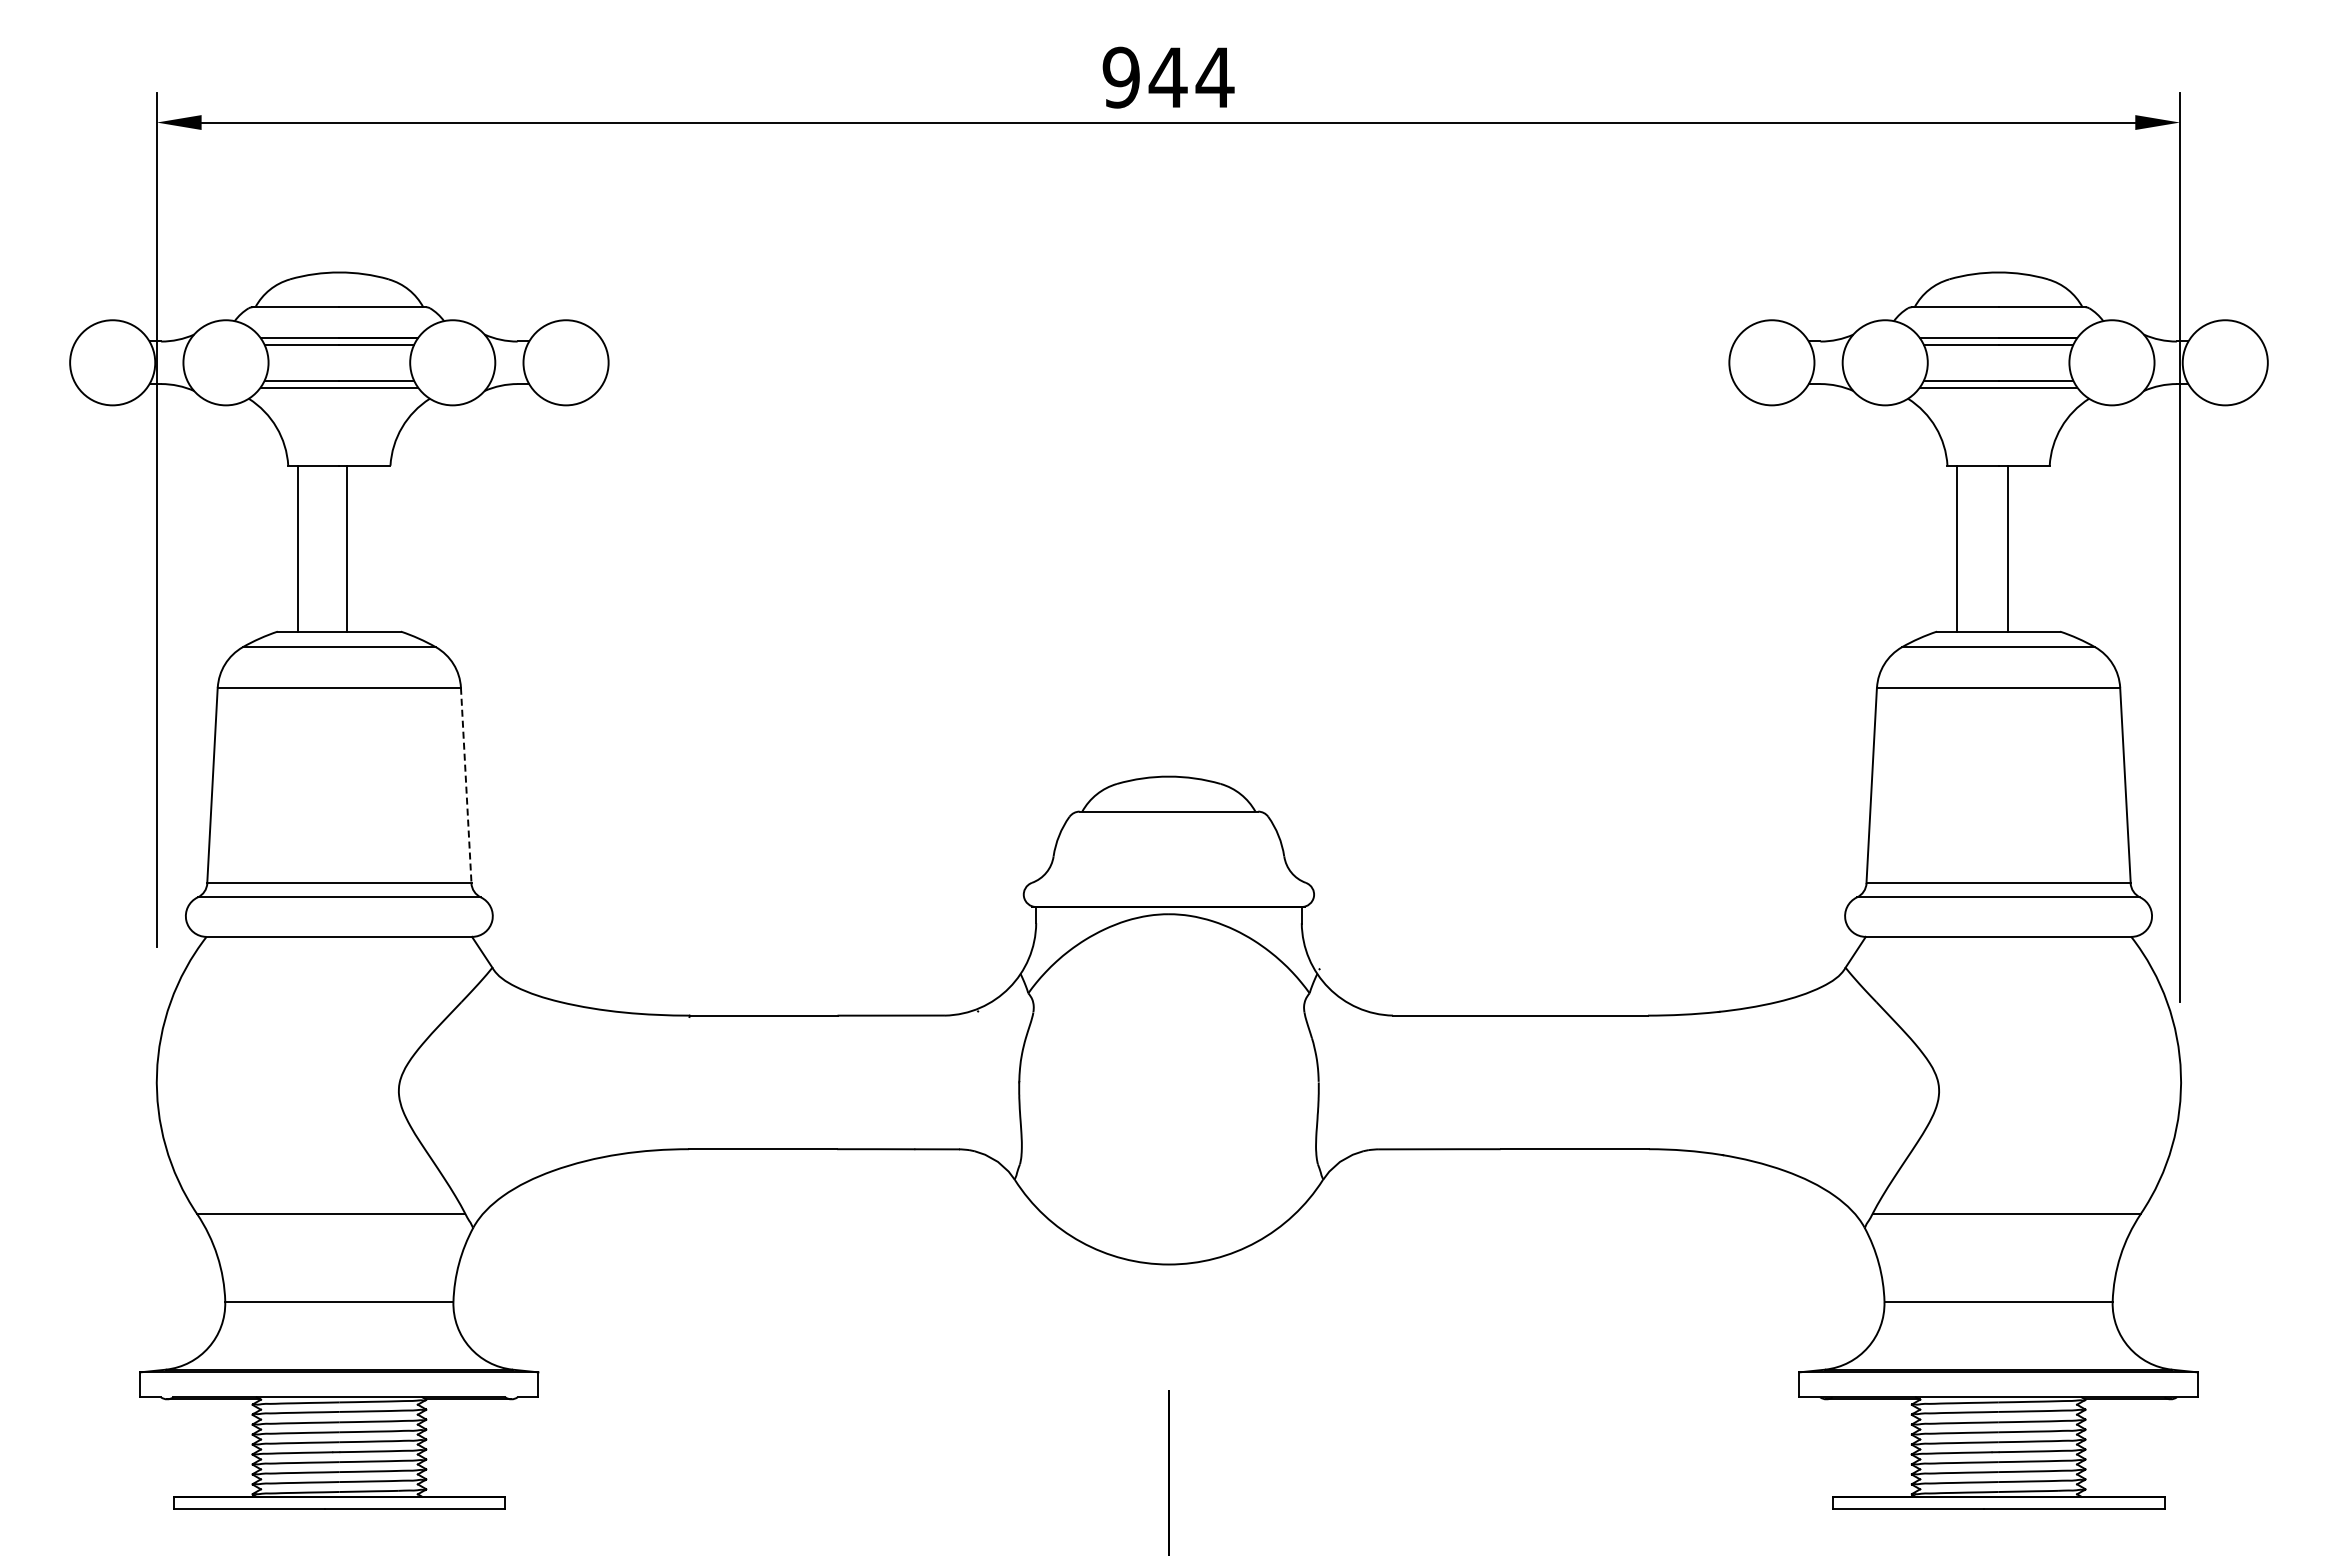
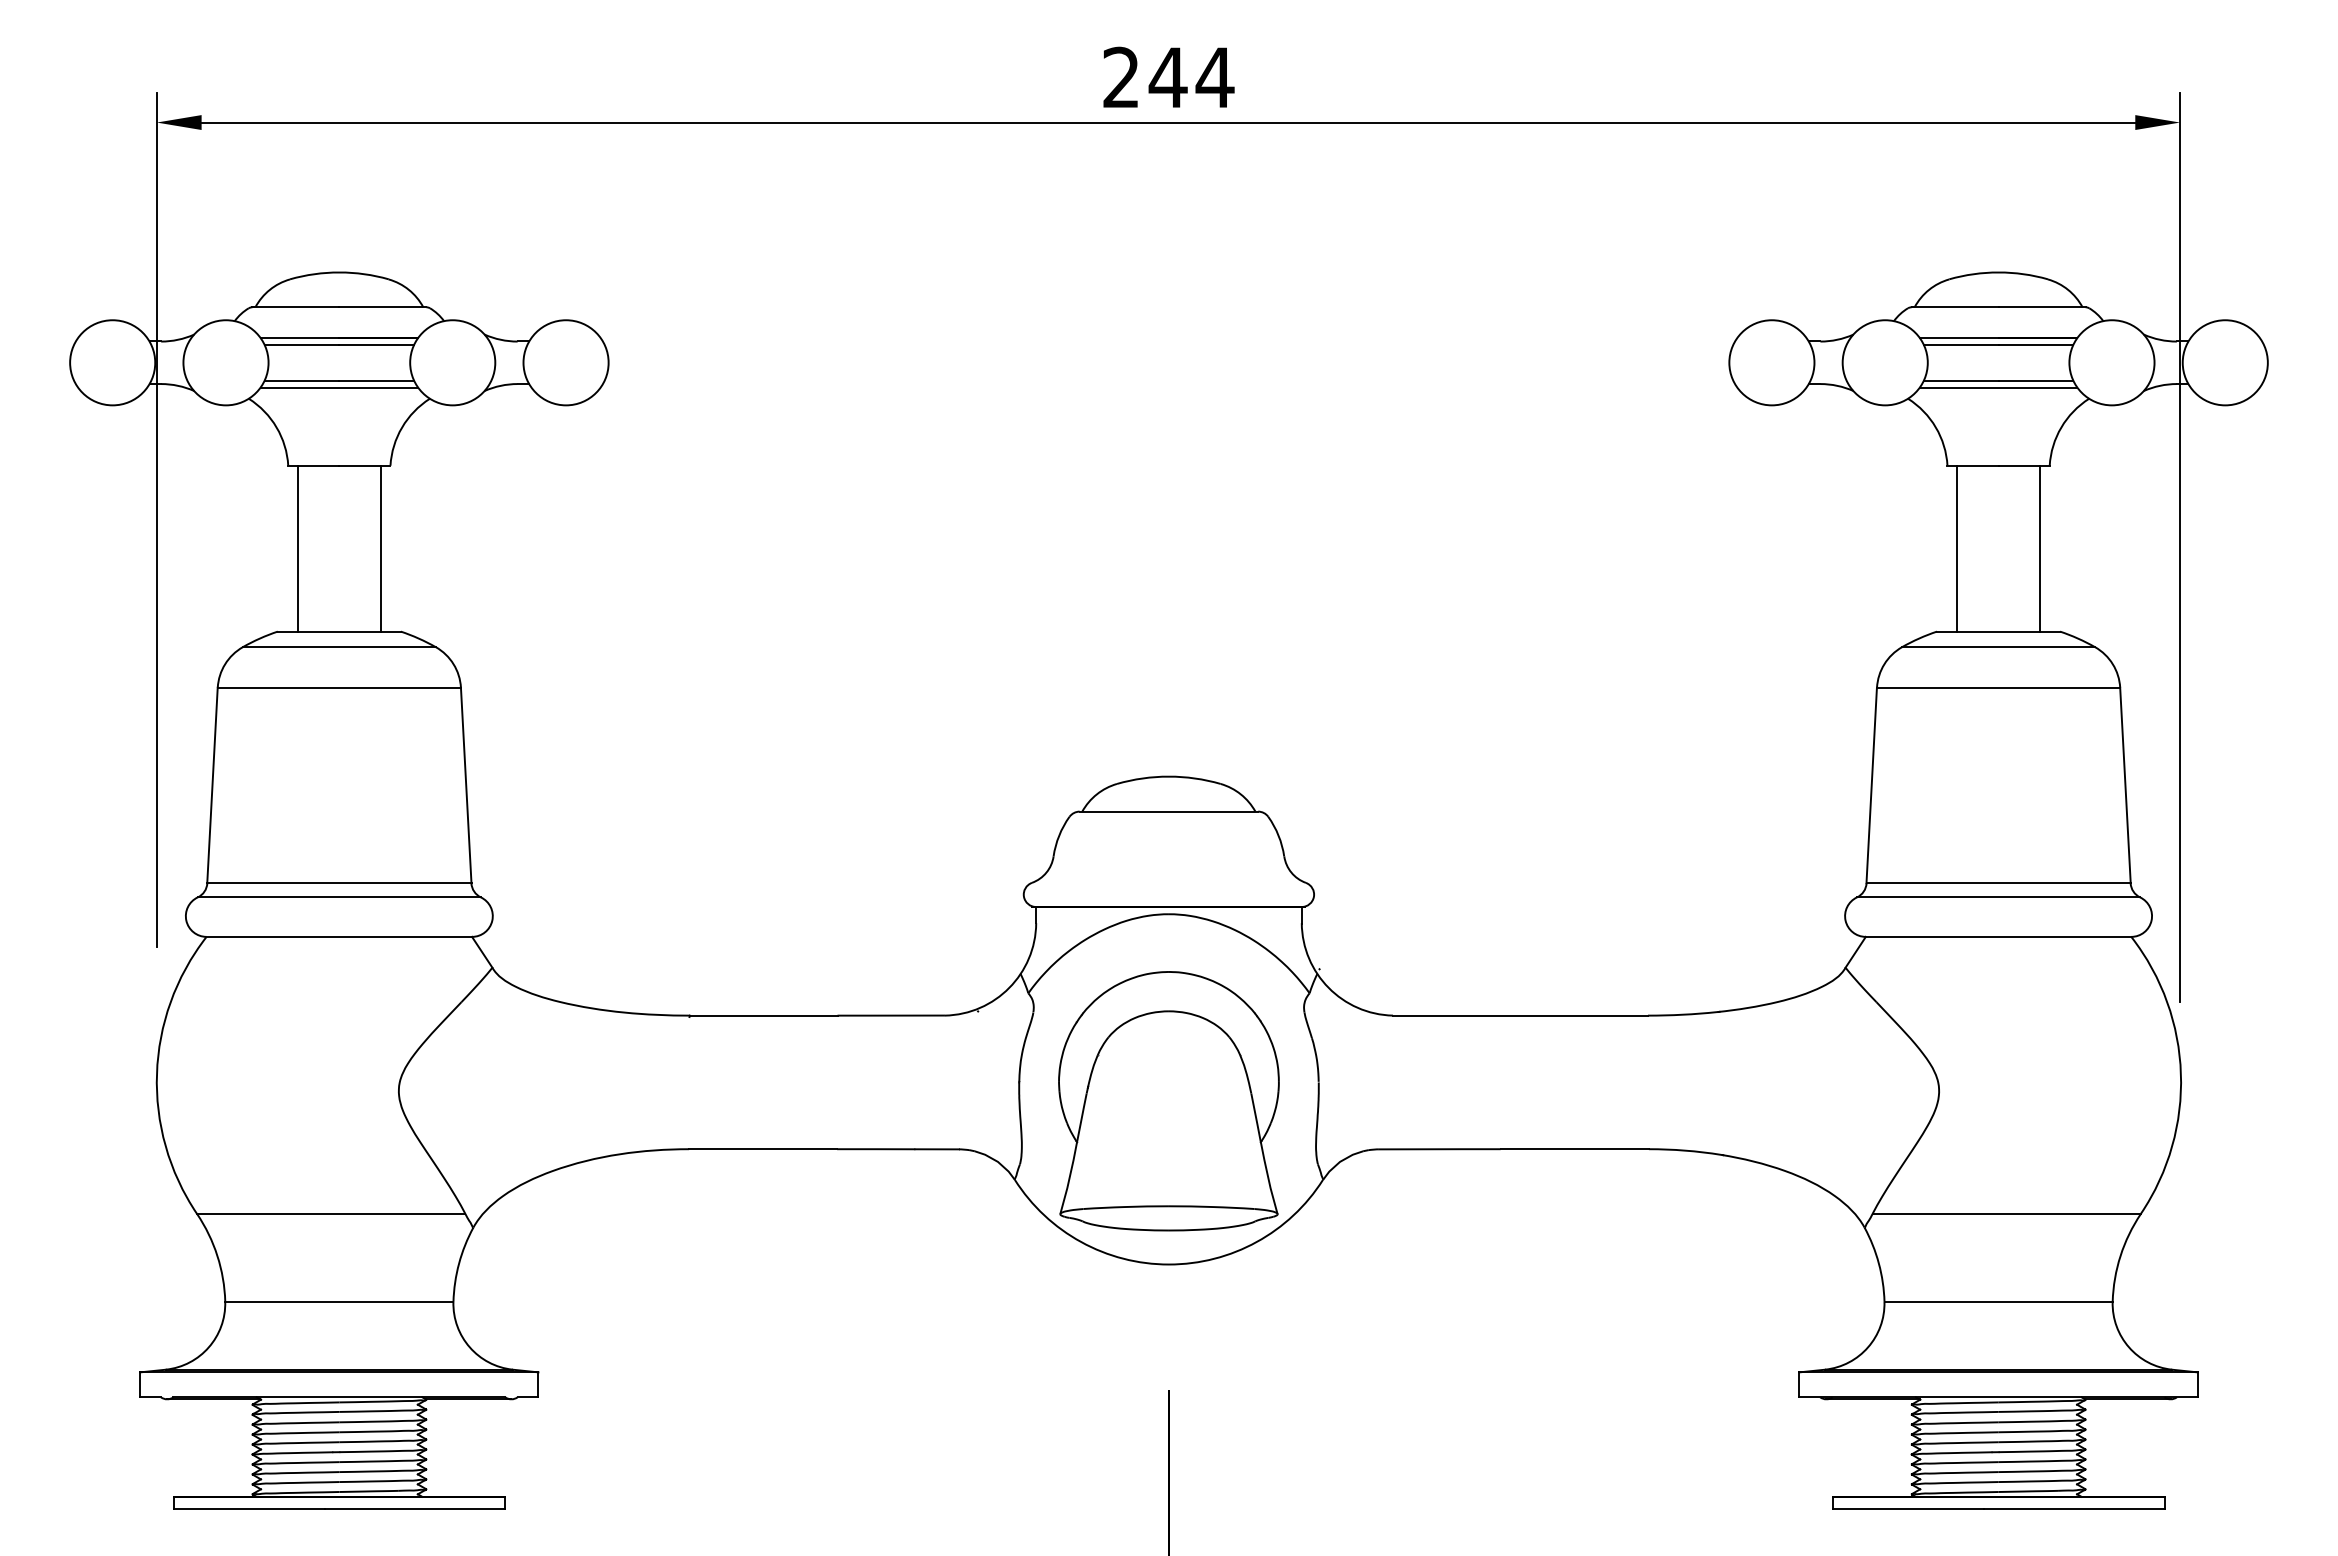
text: 944 -> 244 (1120, 77)
line position: (346, 548) -> (380, 548) (380, 548)
line position: (2008, 548) -> (2040, 548) (2040, 548)
line: dashed -> solid (466, 785)
part: none -> present (1168, 1101)
